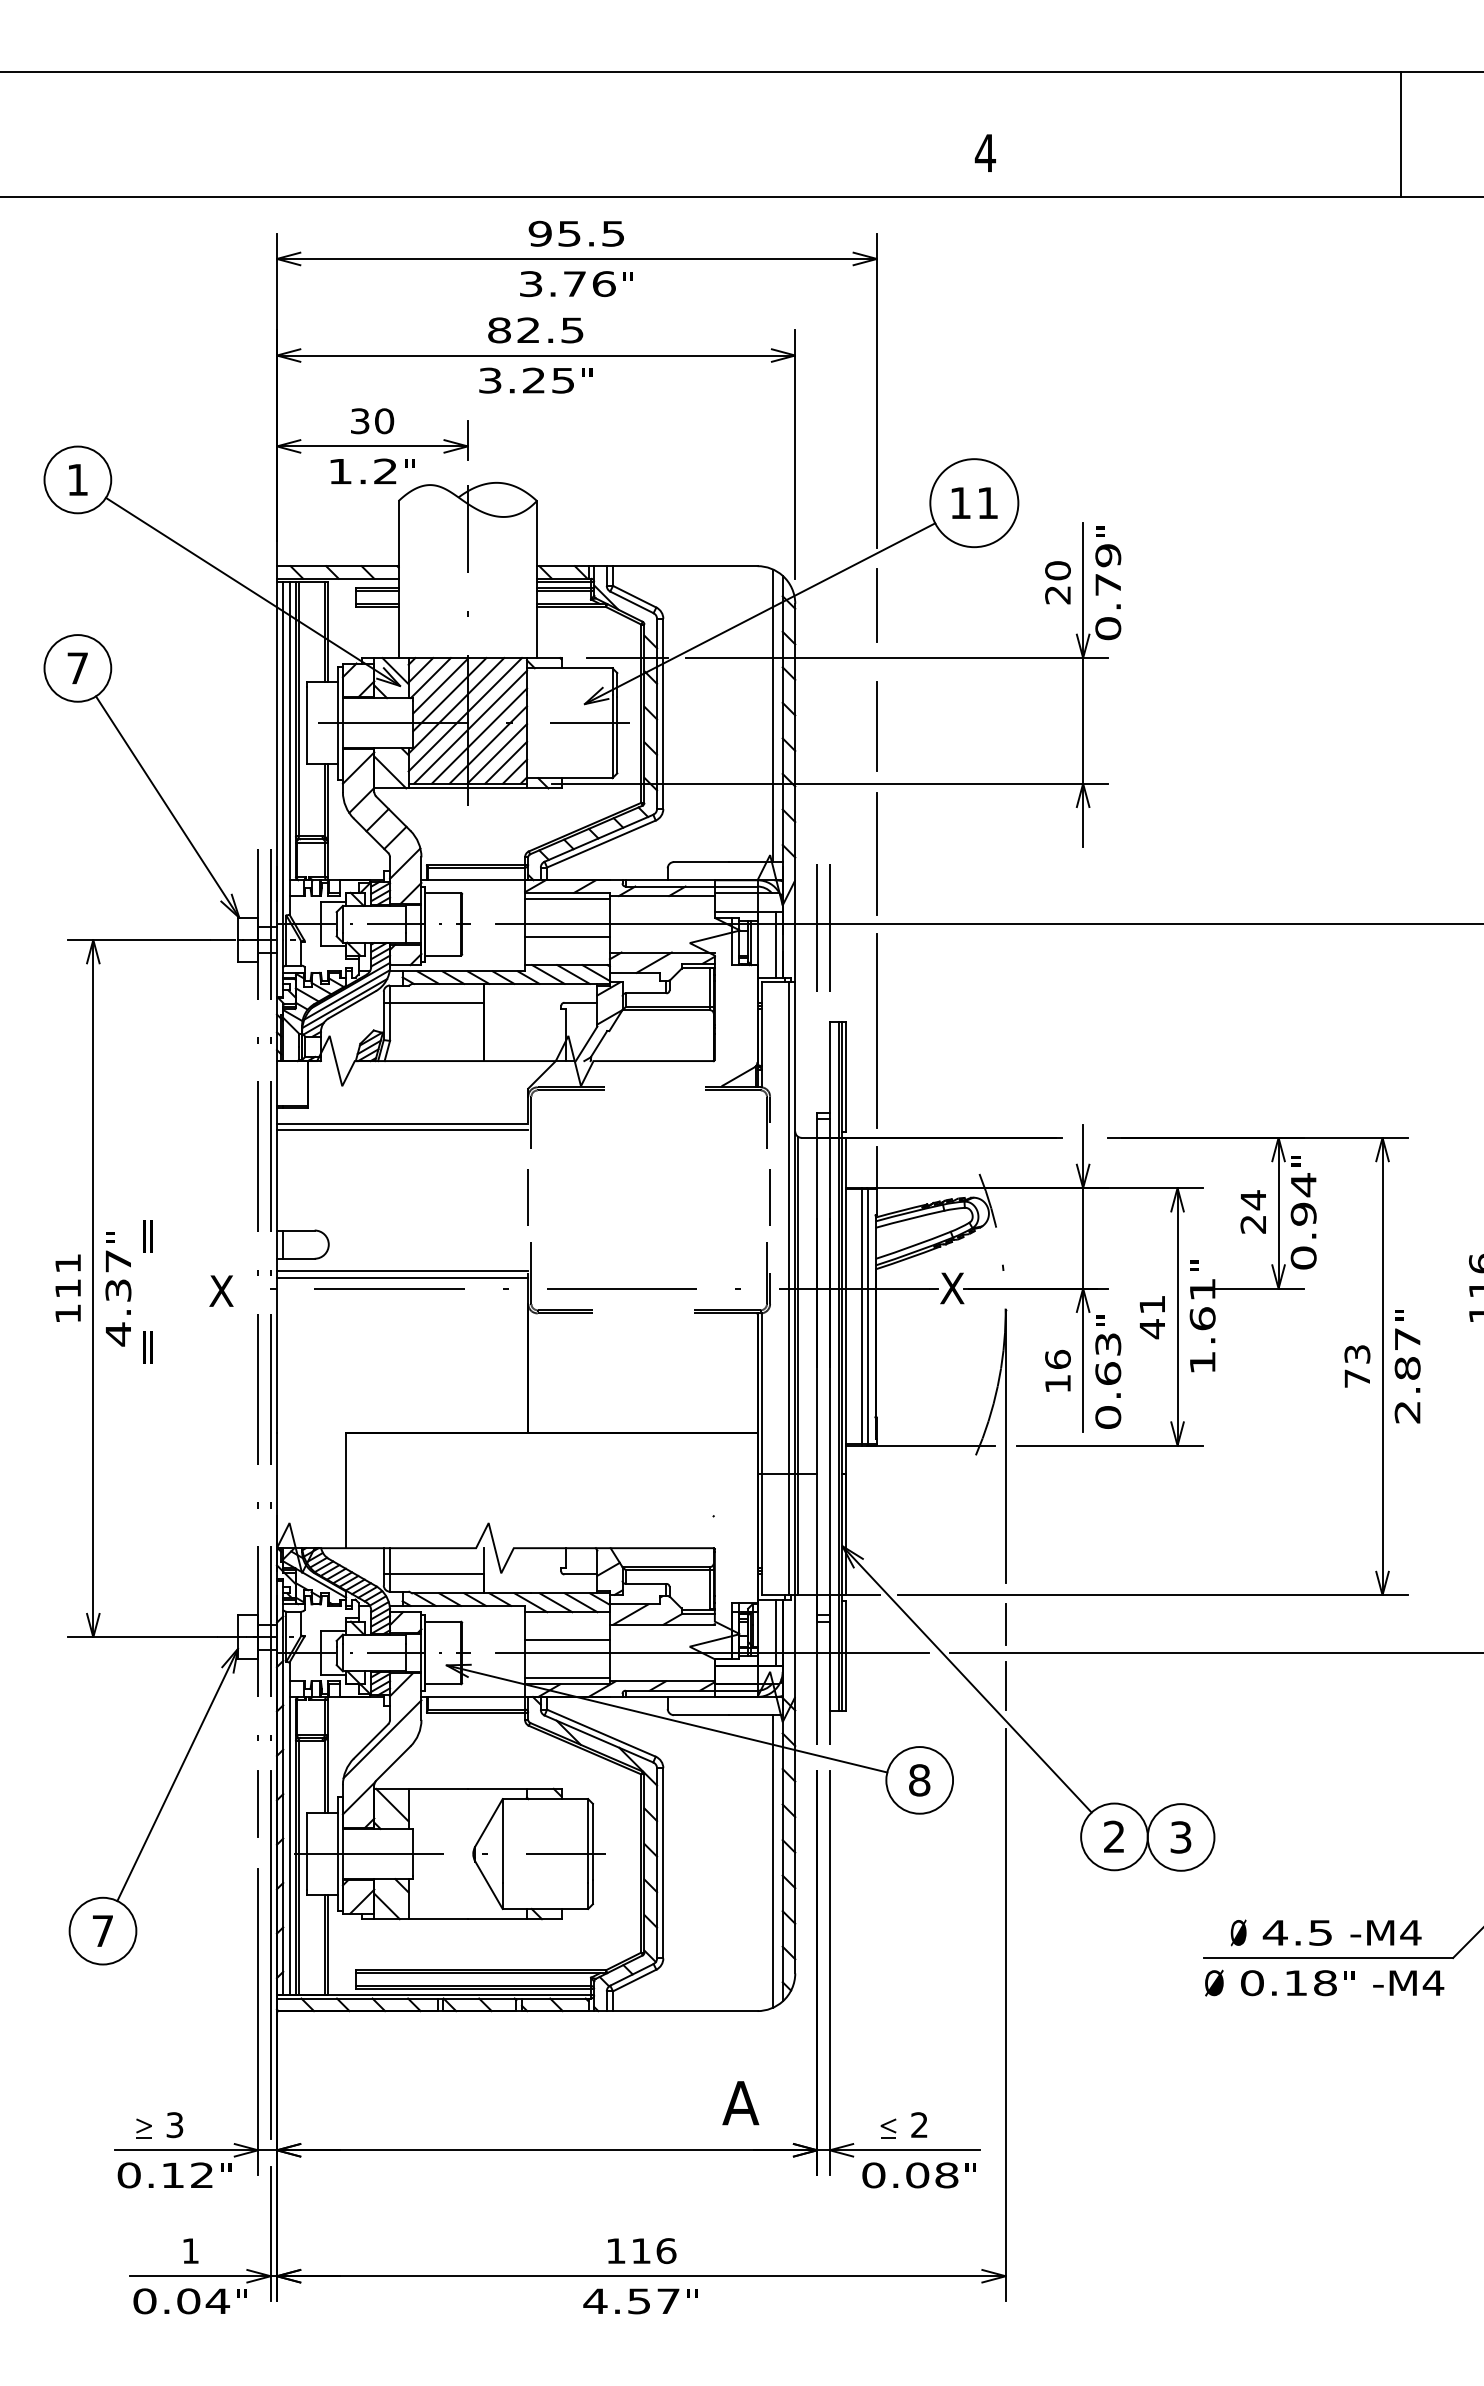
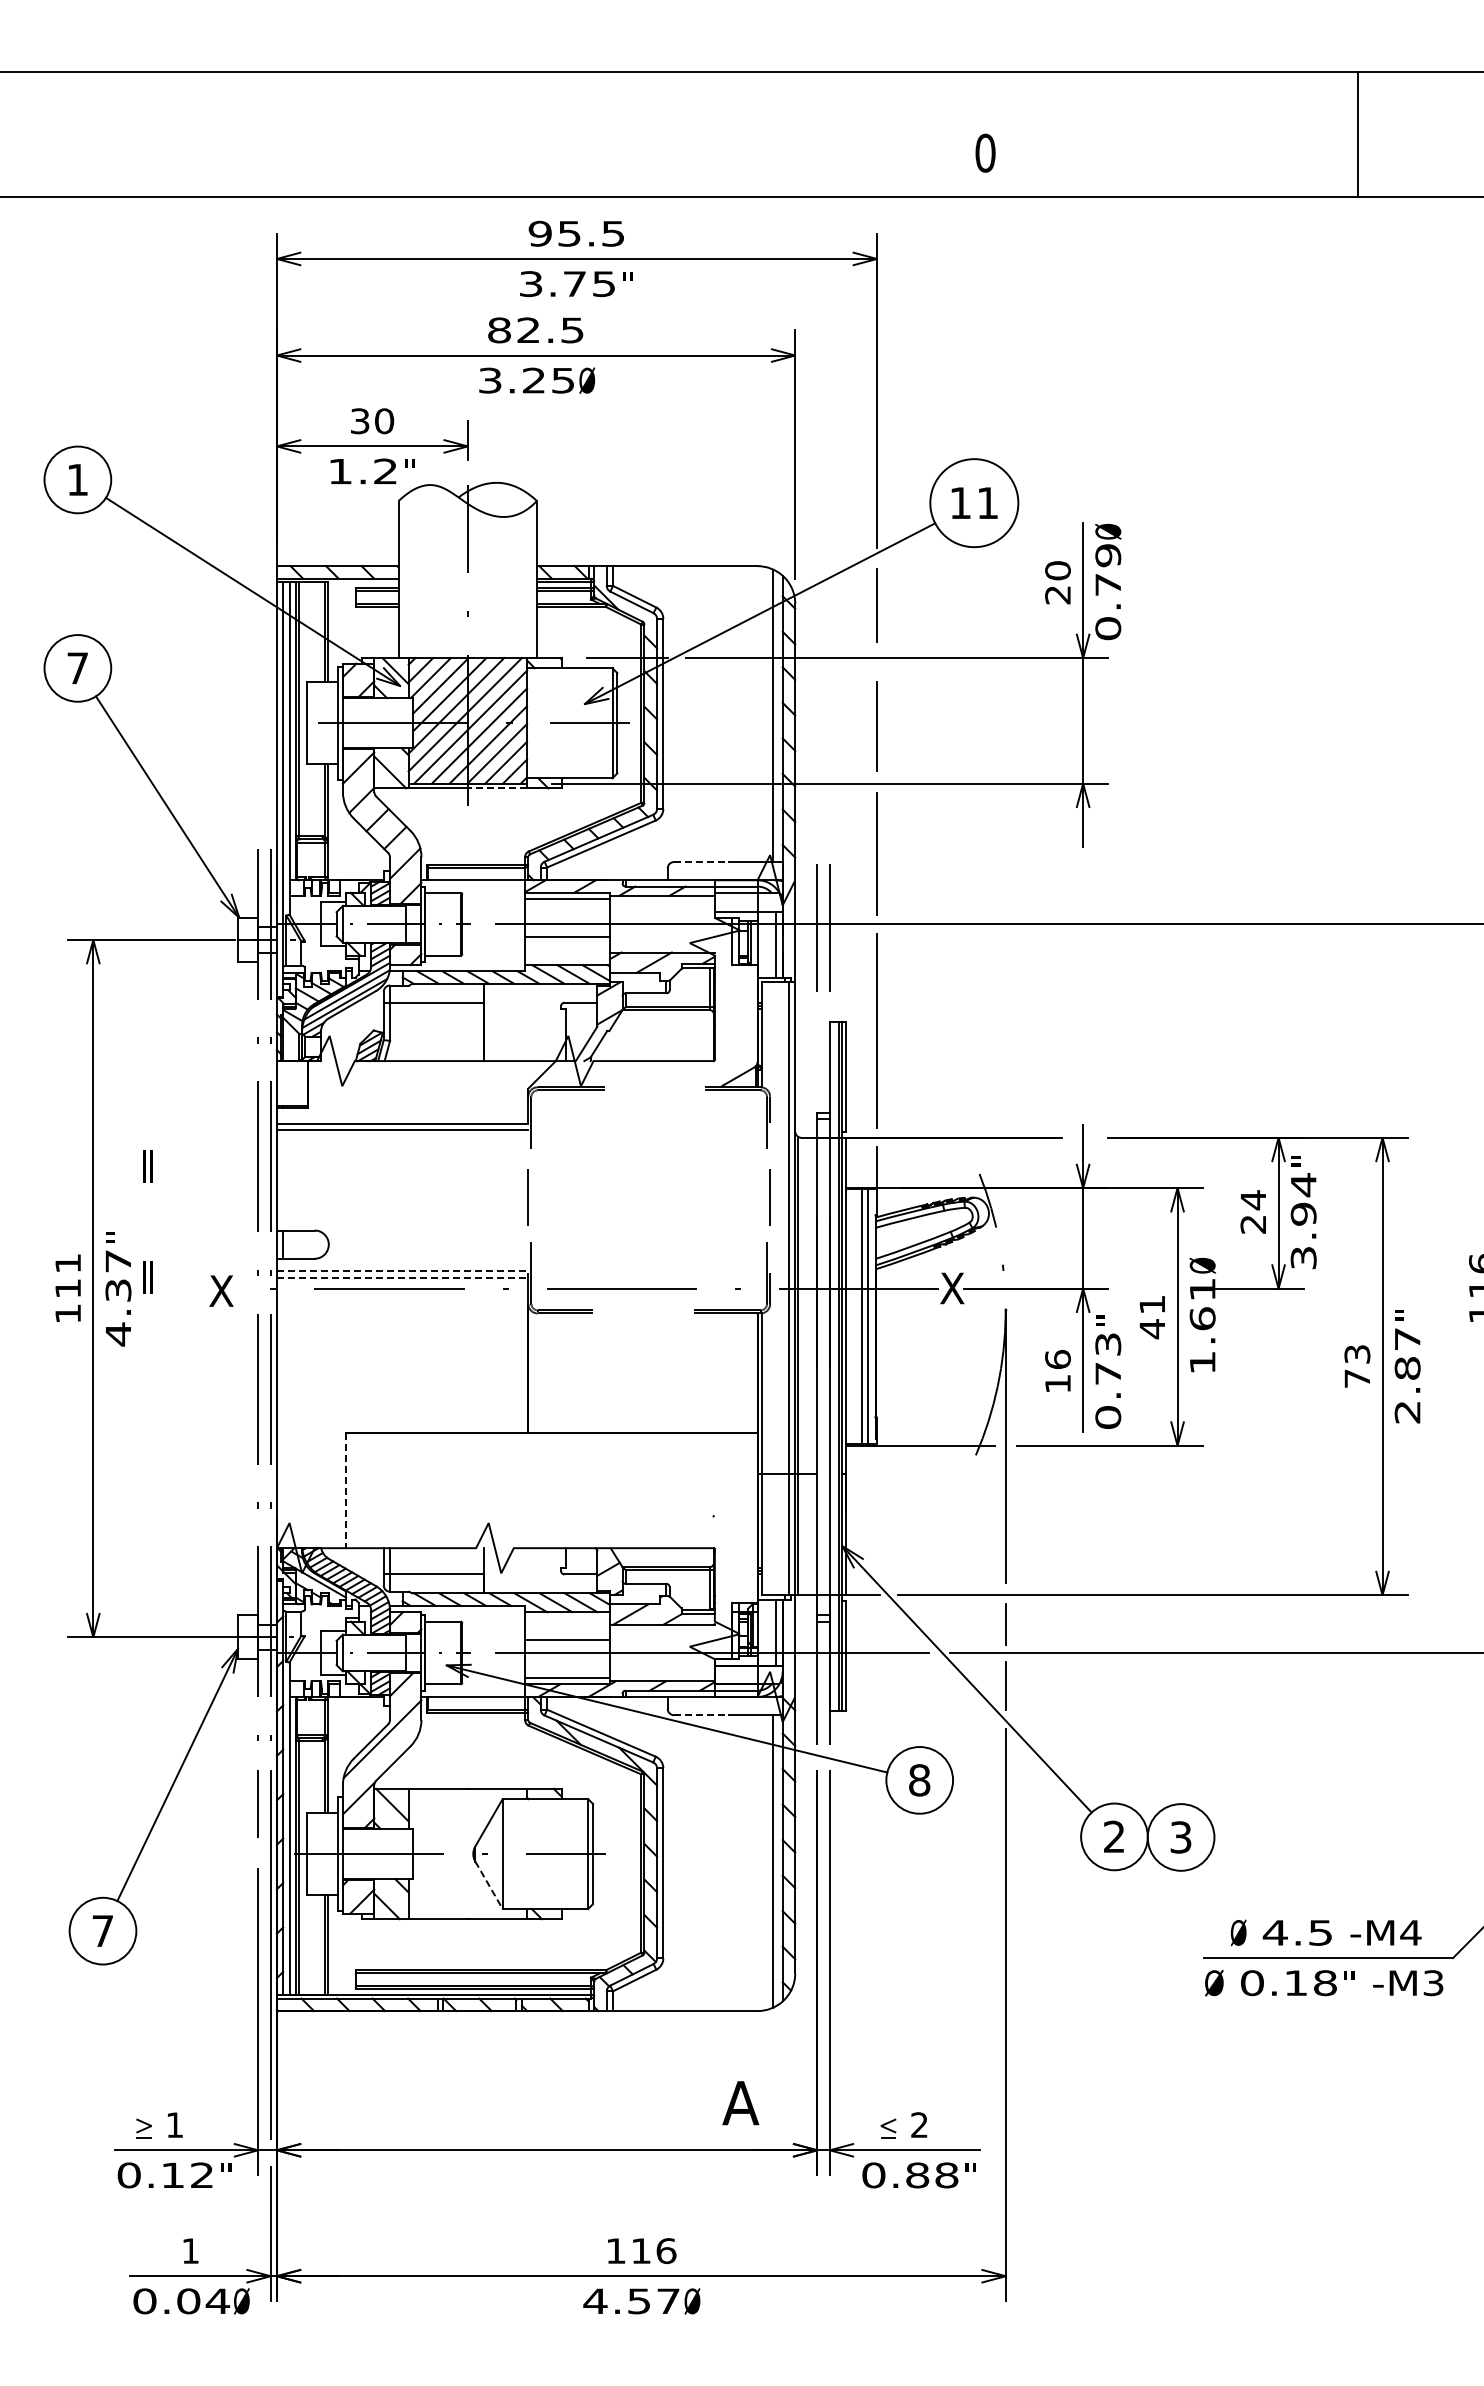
line position: (1400, 134) -> (1357, 134) (1357, 134)
text: 4 -> 0 (985, 152)
text: 3.76 -> 3.75 (603, 284)
text: " -> Ø (587, 380)
text: " -> Ø (1108, 531)
line: solid -> dashed (497, 788)
line: solid -> dashed (701, 862)
text: 0.94 -> 3.94 (1303, 1257)
text: " -> Ø (1202, 1265)
line: solid -> dashed (402, 1271)
line: solid -> dashed (402, 1277)
text position: (147, 1291) -> (147, 1221) (147, 1221)
text: 0.63 -> 0.73 (1108, 1373)
line: solid -> dashed (346, 1490)
line: solid -> dashed (701, 1715)
line: solid -> dashed (489, 1885)
text: -M4 -> -M3 (1433, 1983)
text: 3 -> 1 (174, 2125)
text: 0.08 -> 0.88 (917, 2175)
text: " -> Ø (241, 2301)
text: " -> Ø (692, 2301)
